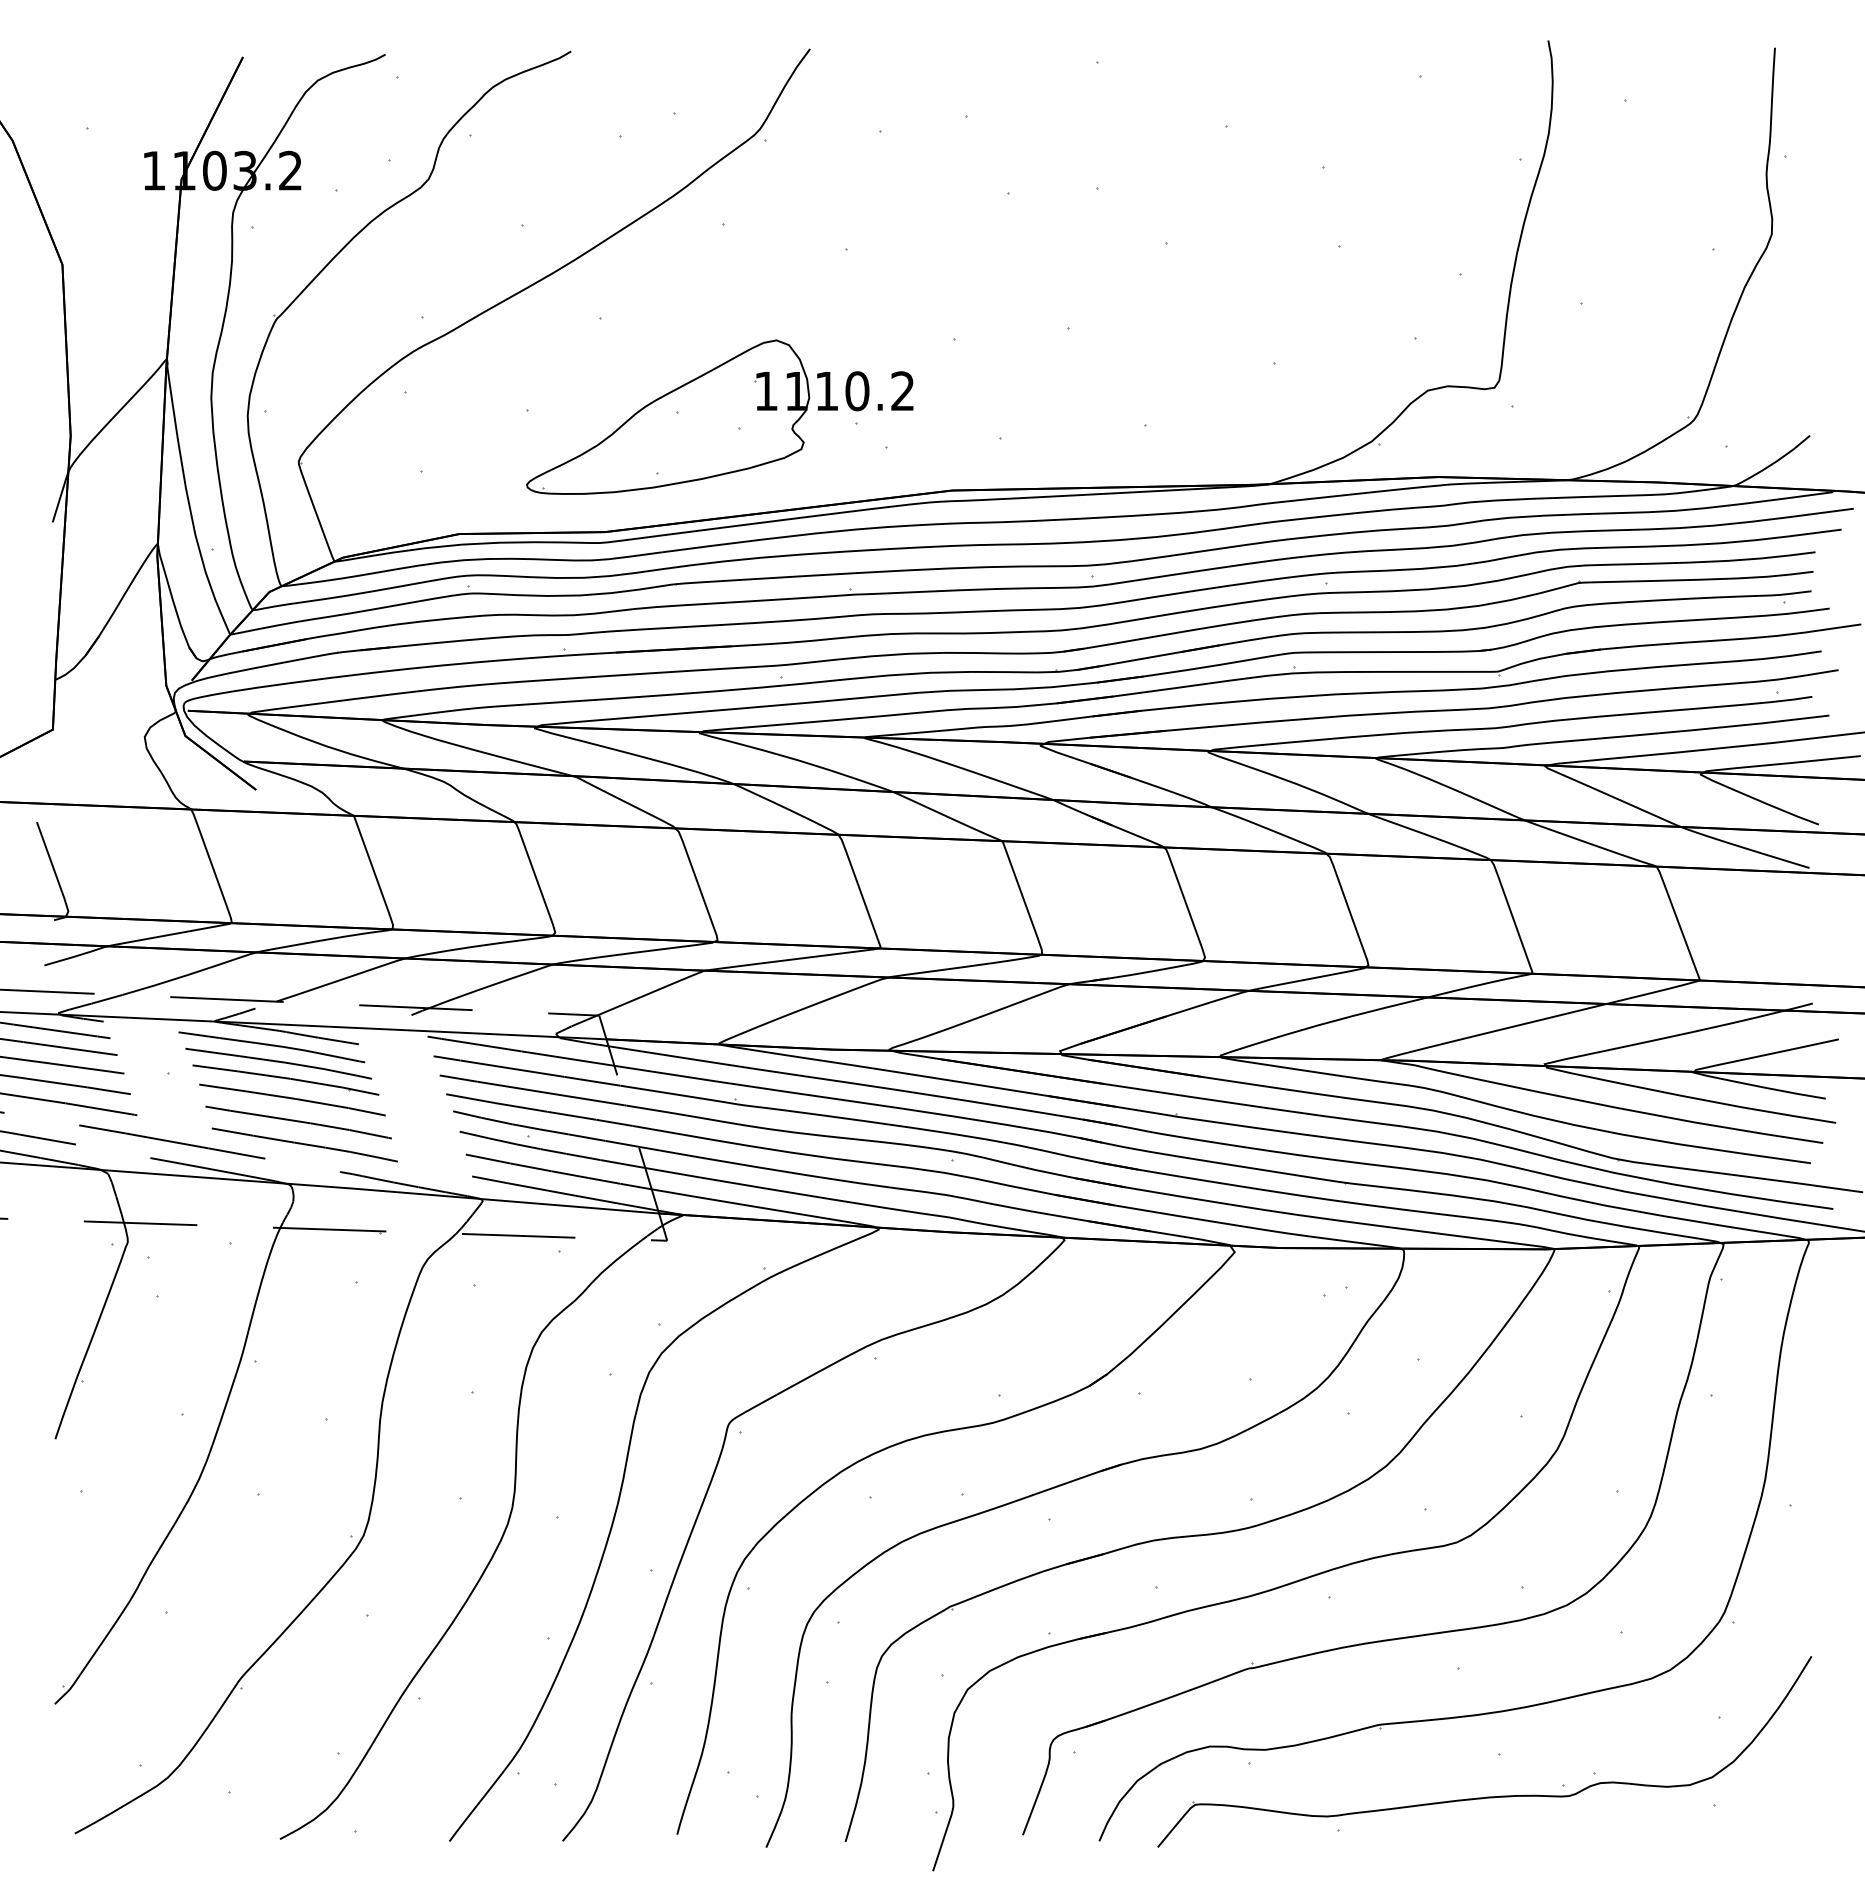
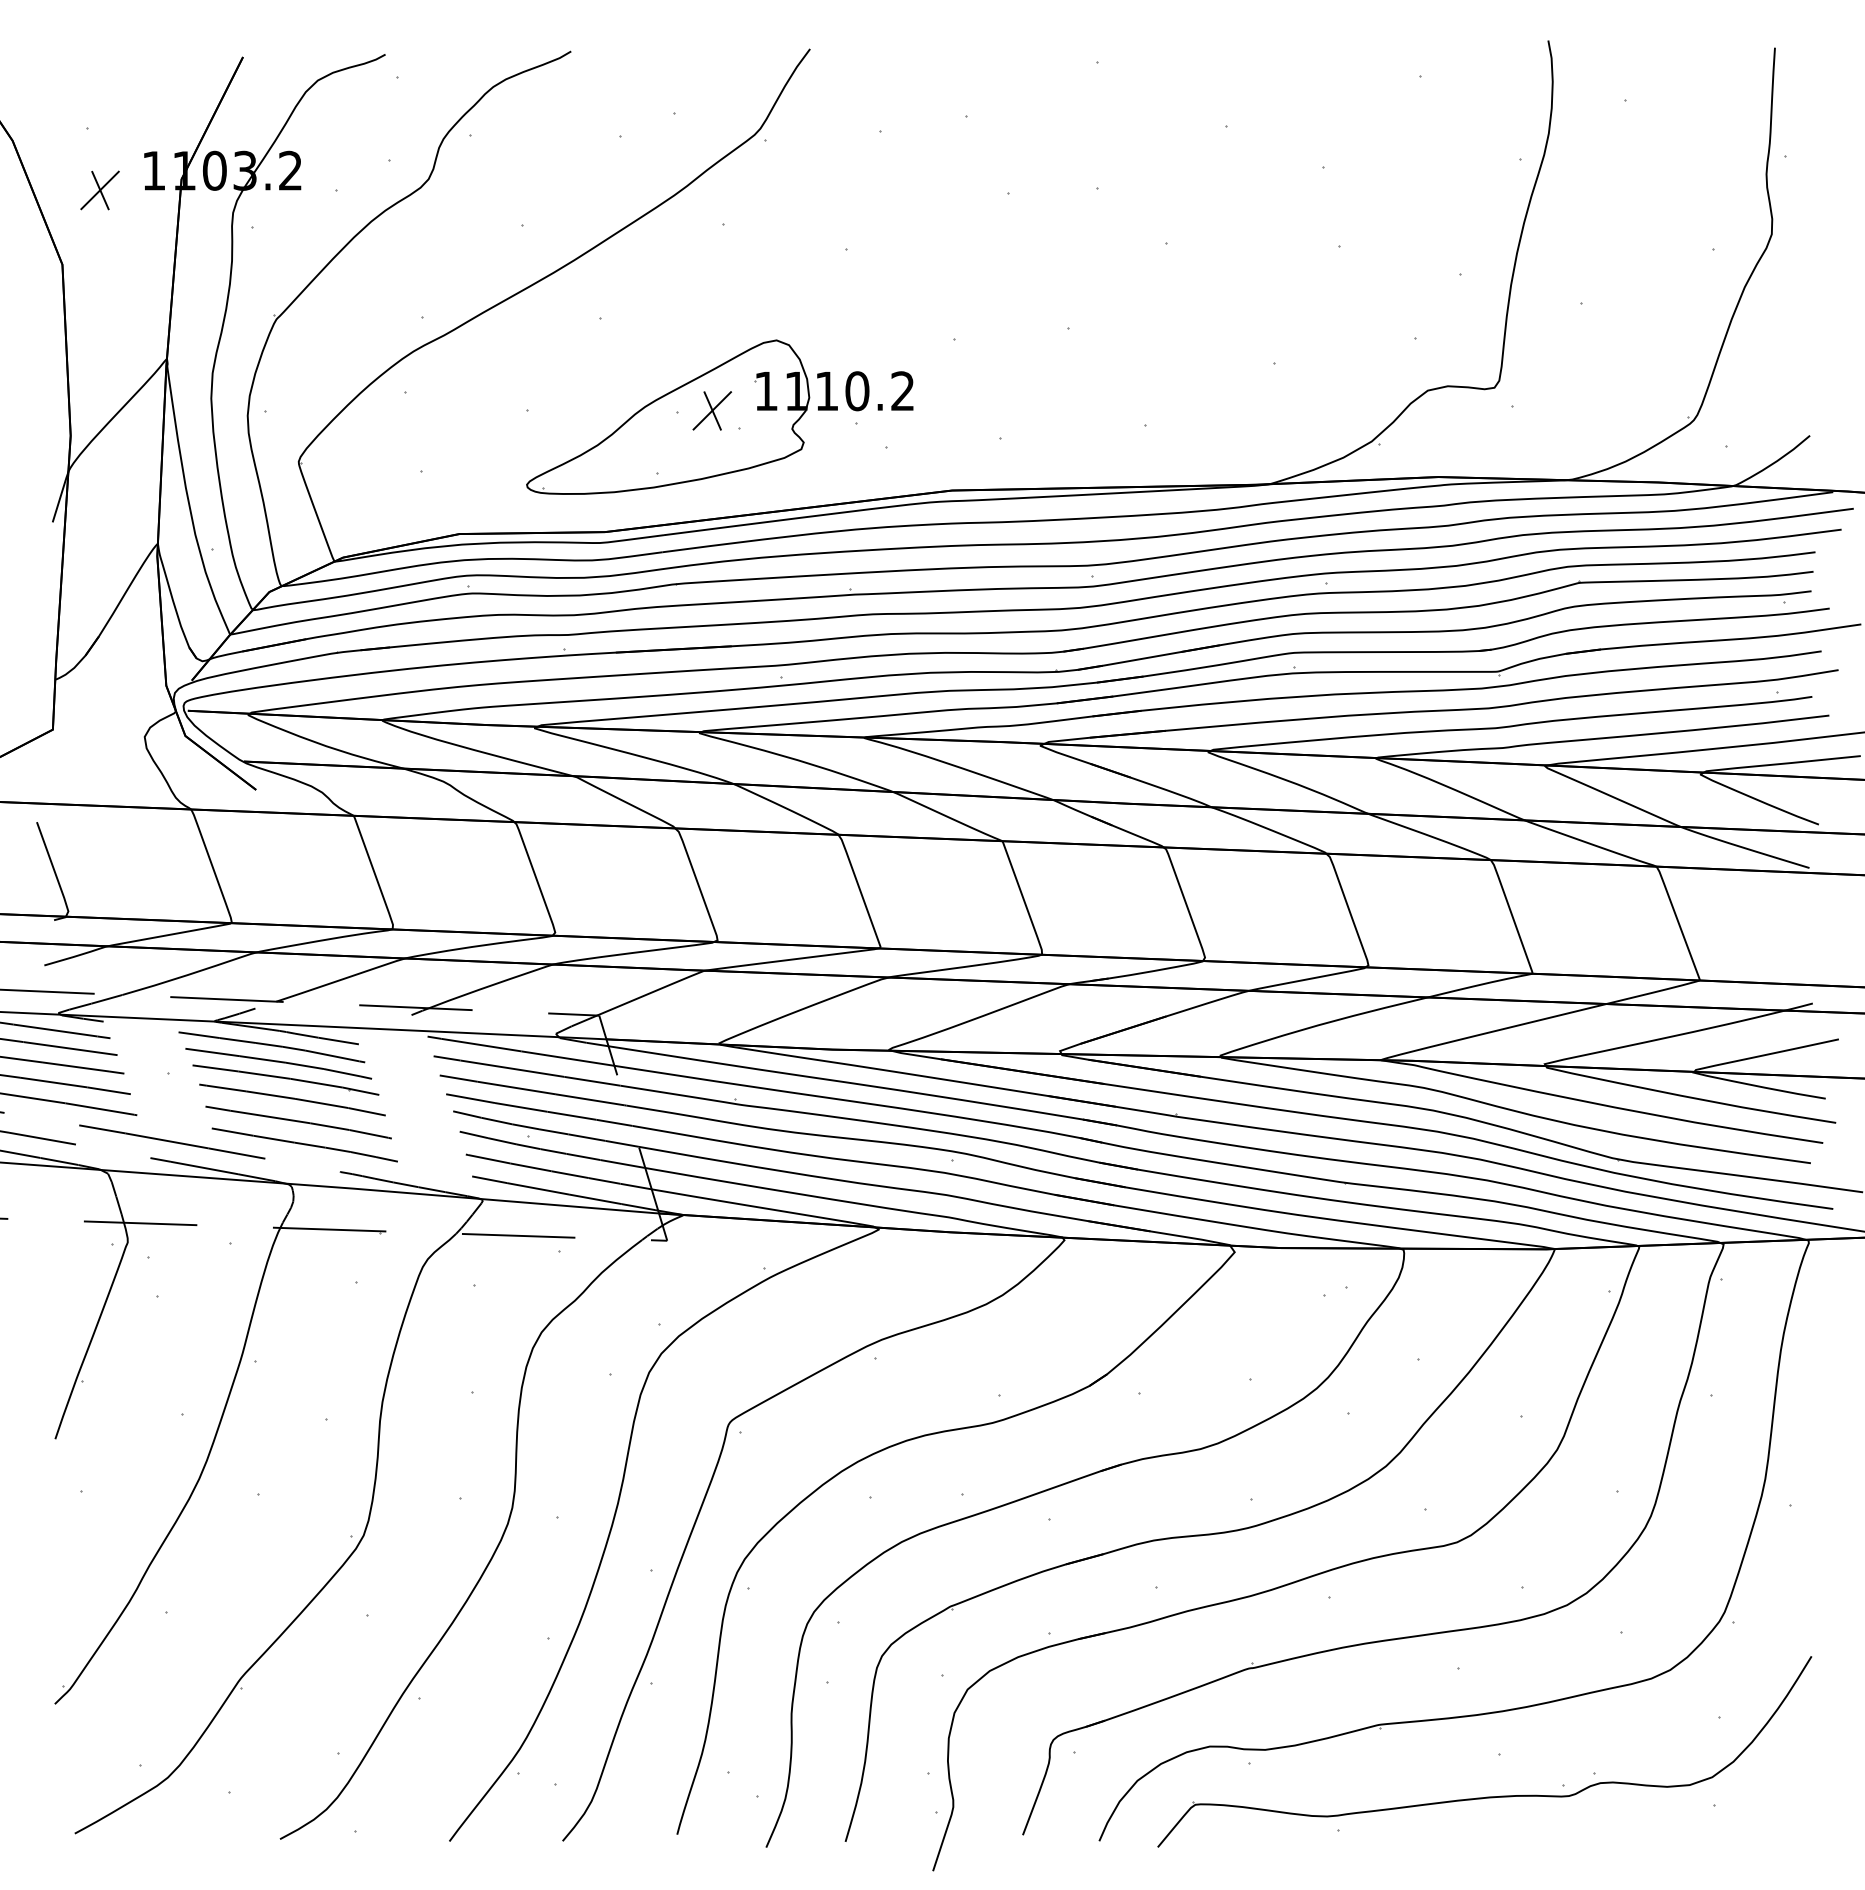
part: none -> present (99, 190)
part: none -> present (711, 410)
